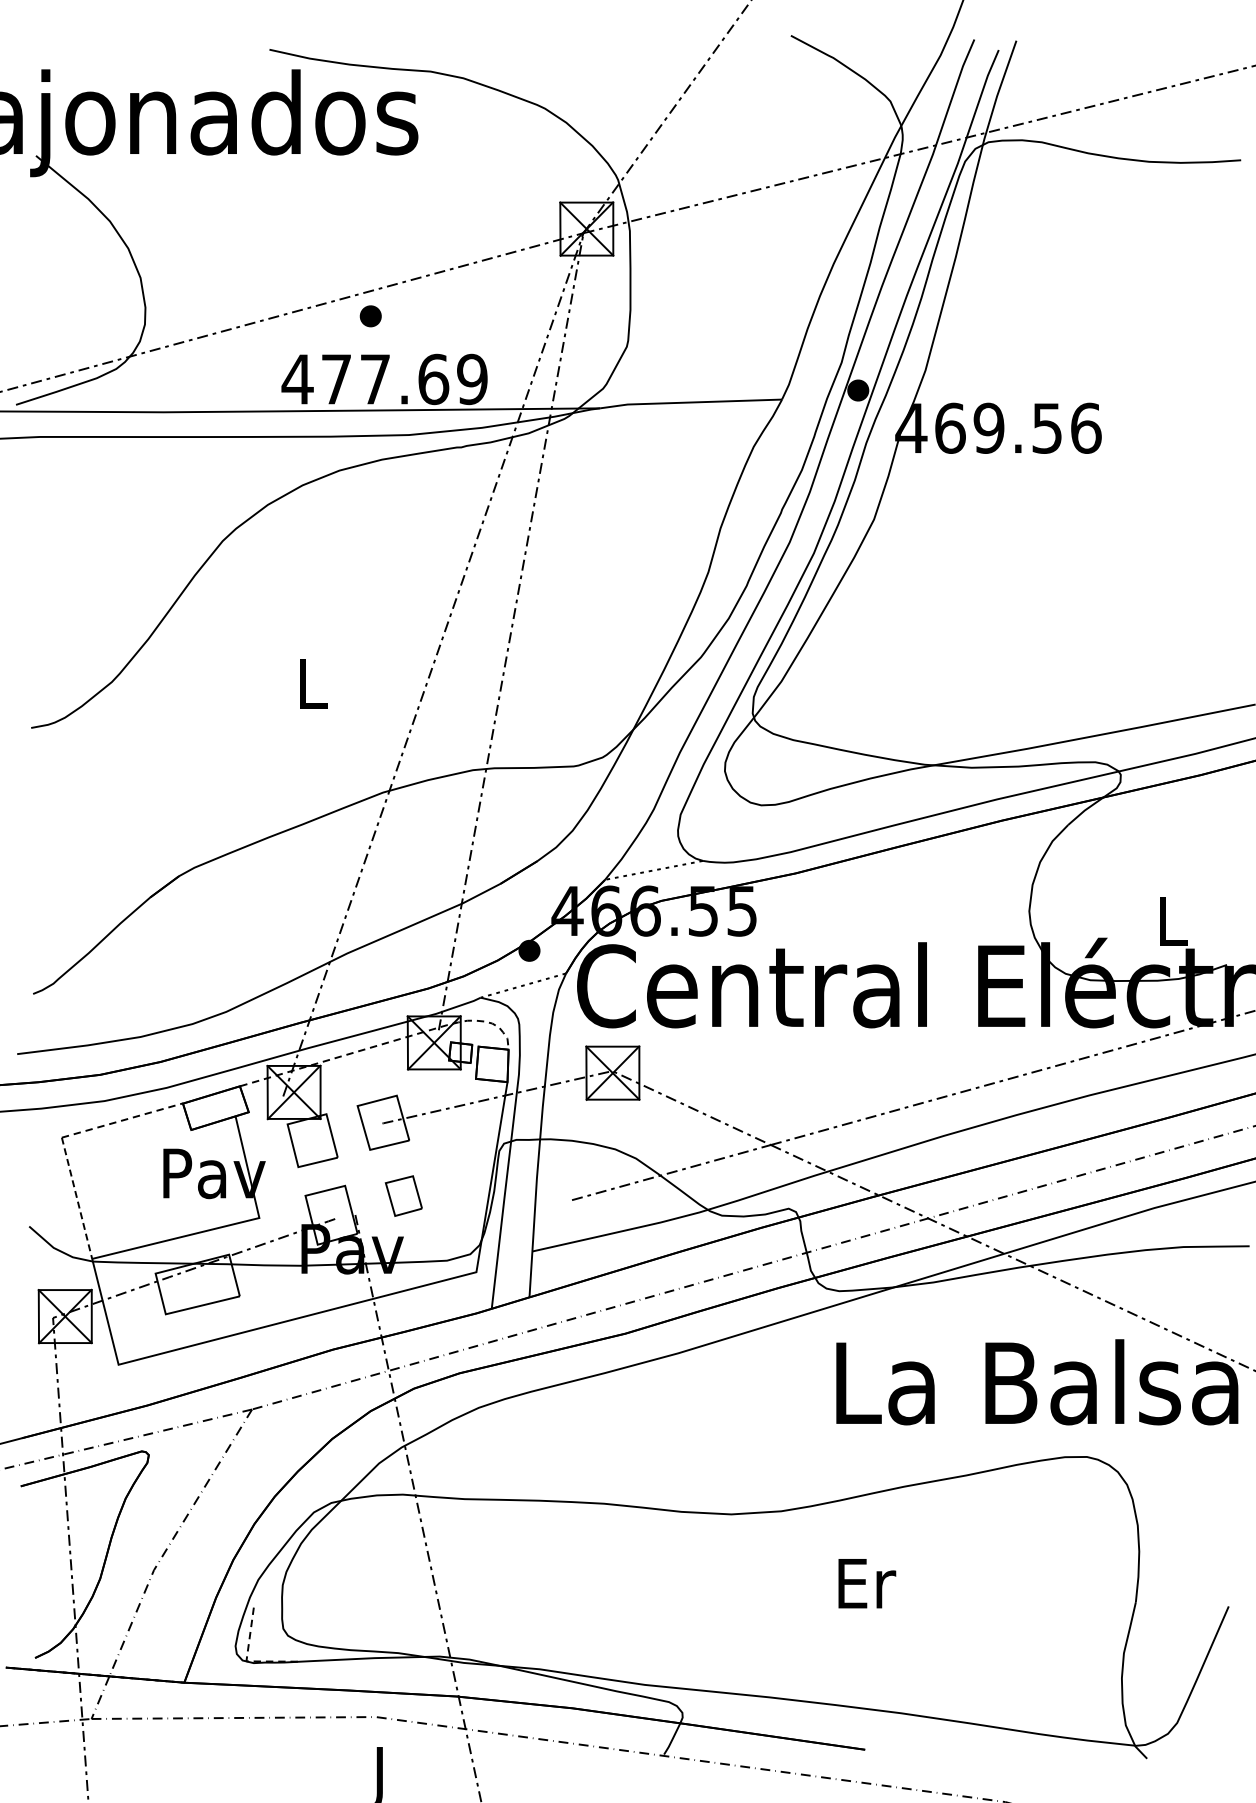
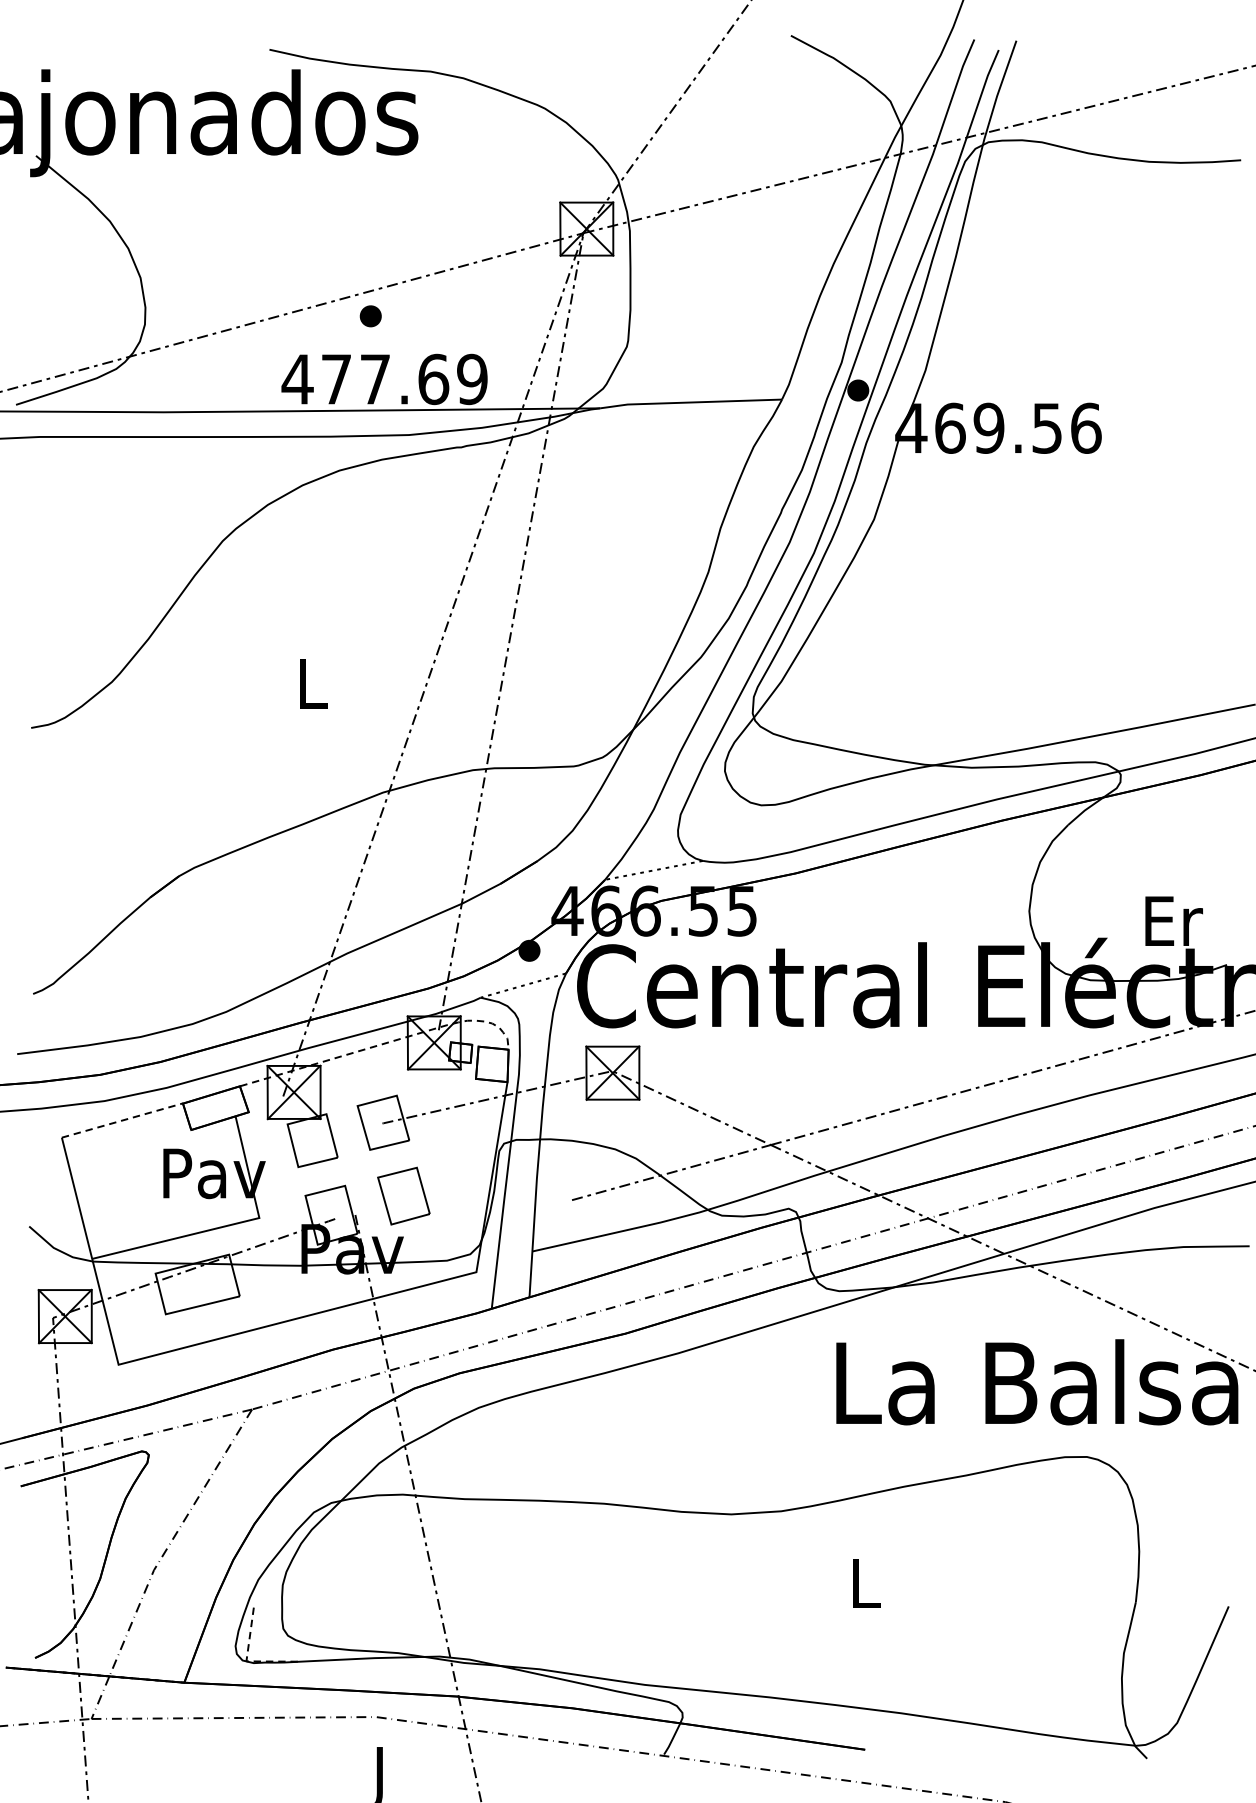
text: L -> Er (1174, 920)
part size: 39x42 px -> 54x60 px (403, 1195)
line: dashed -> solid (77, 1198)
text: Er -> L (867, 1583)
